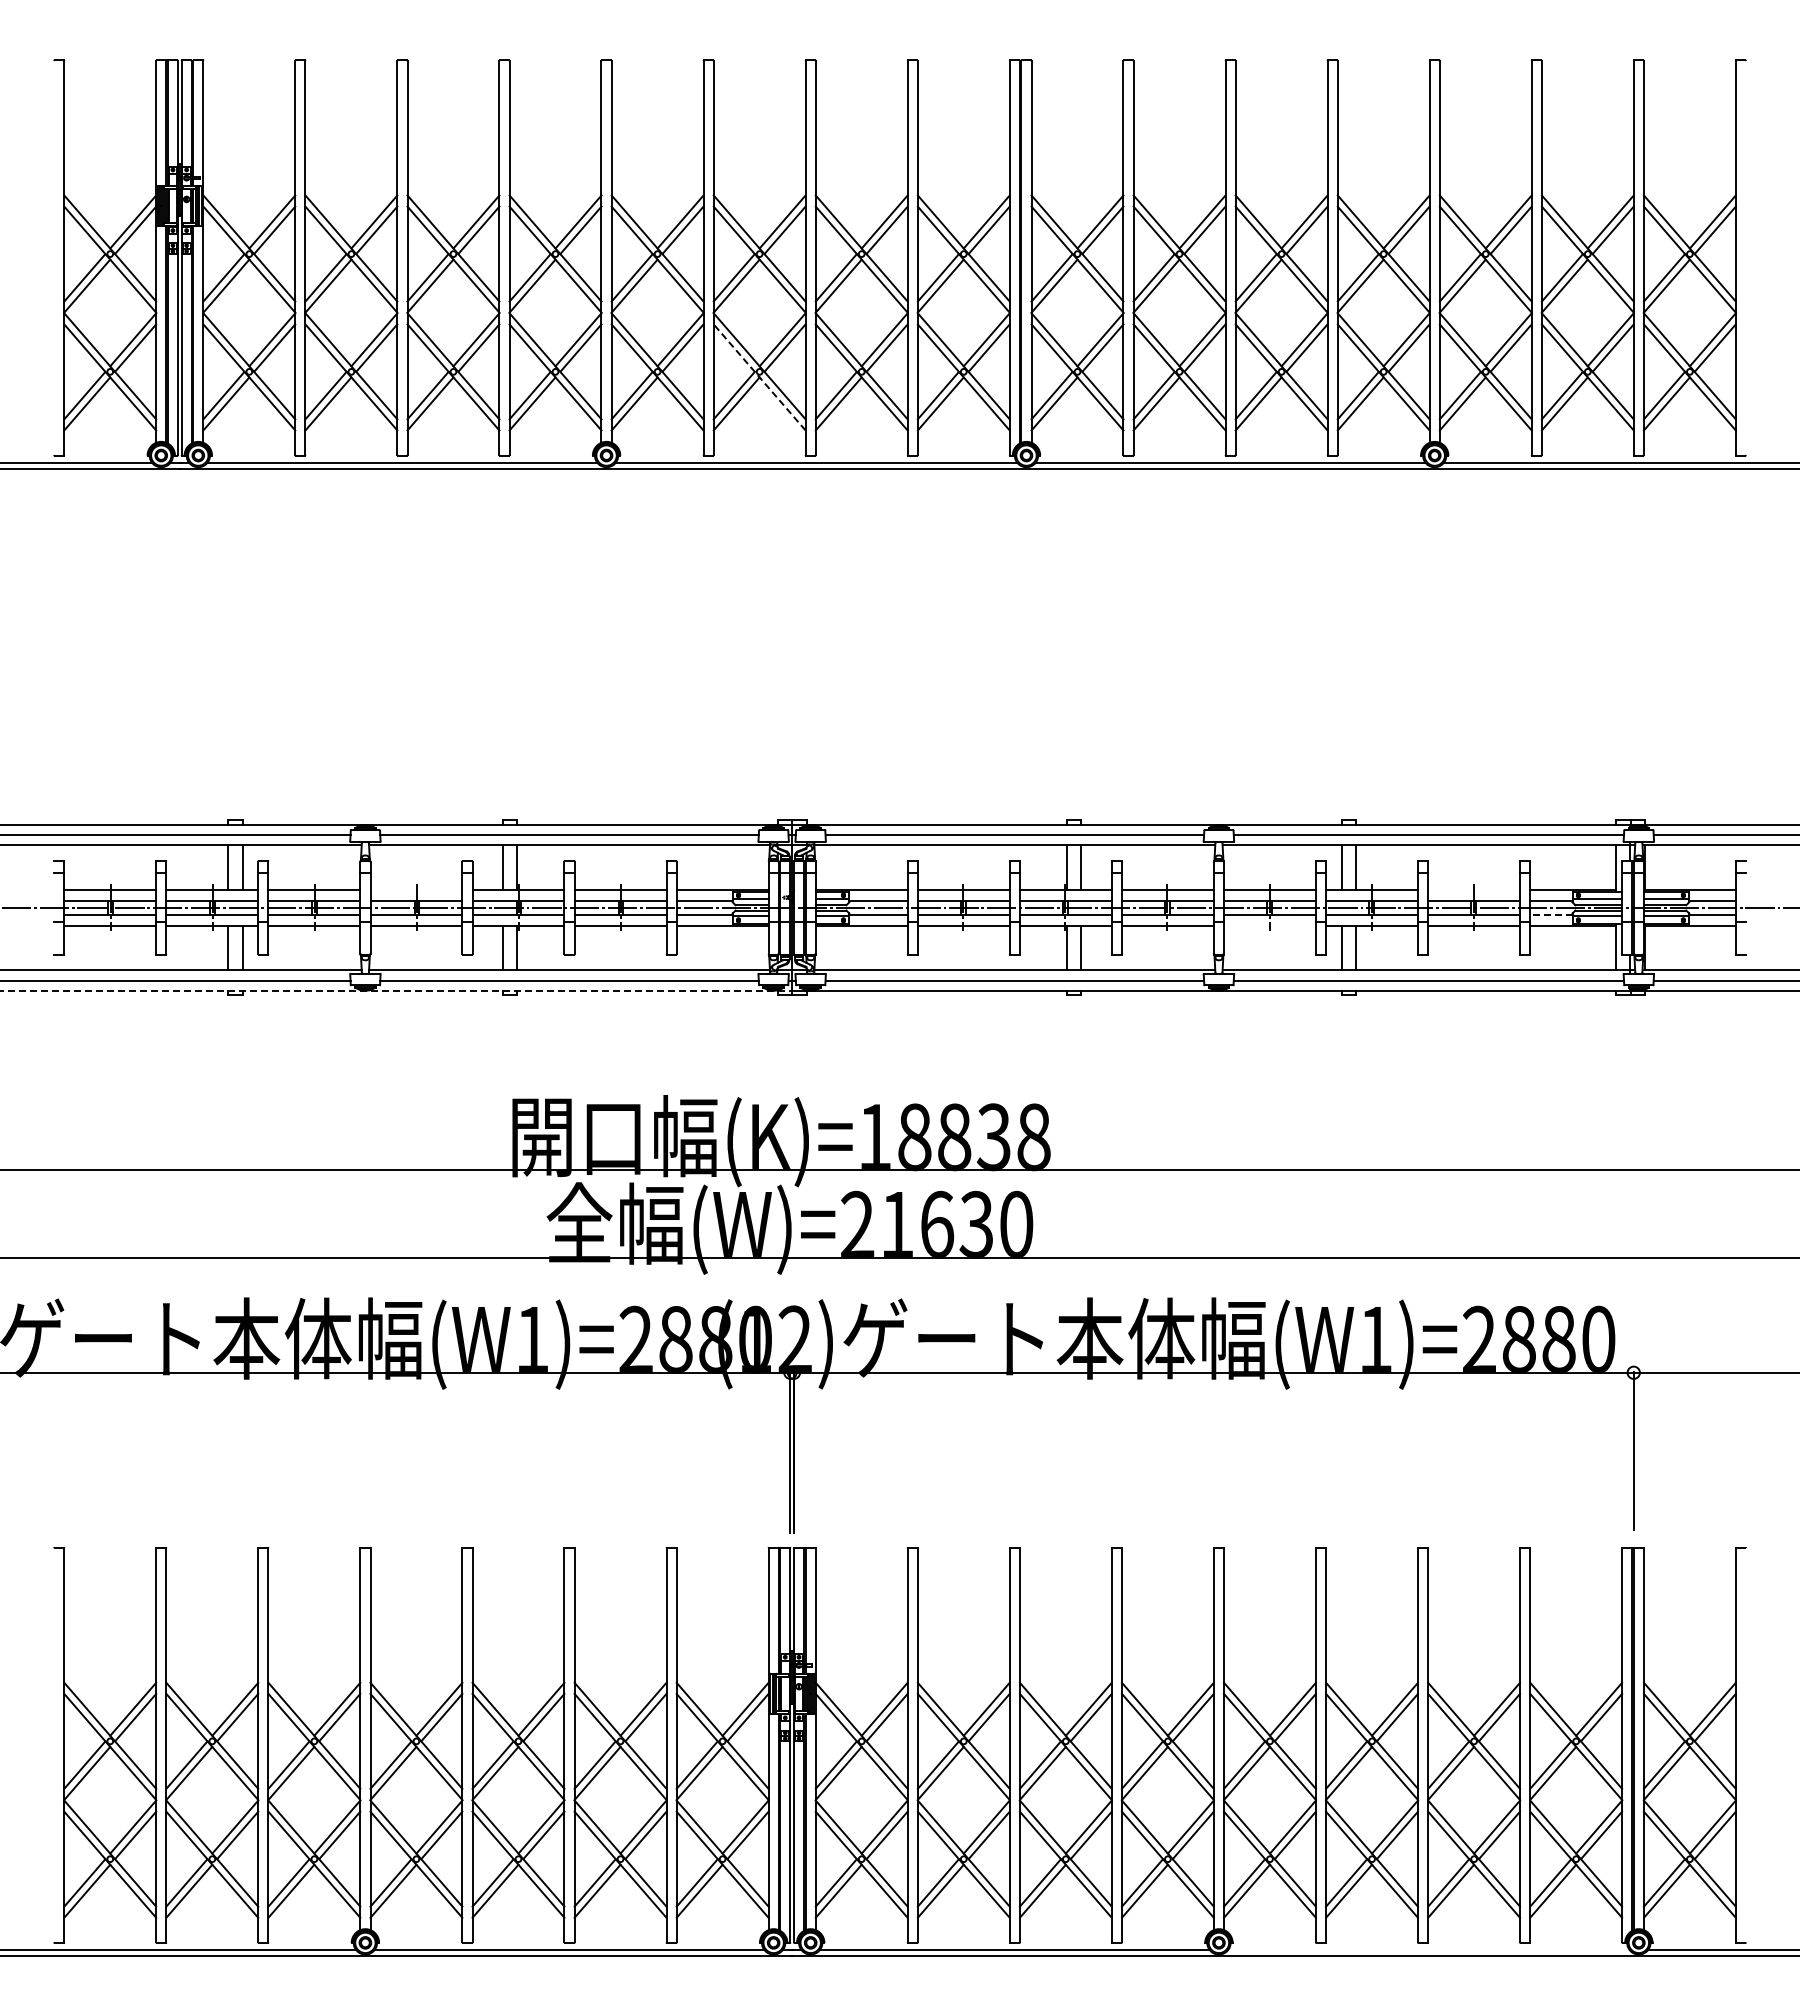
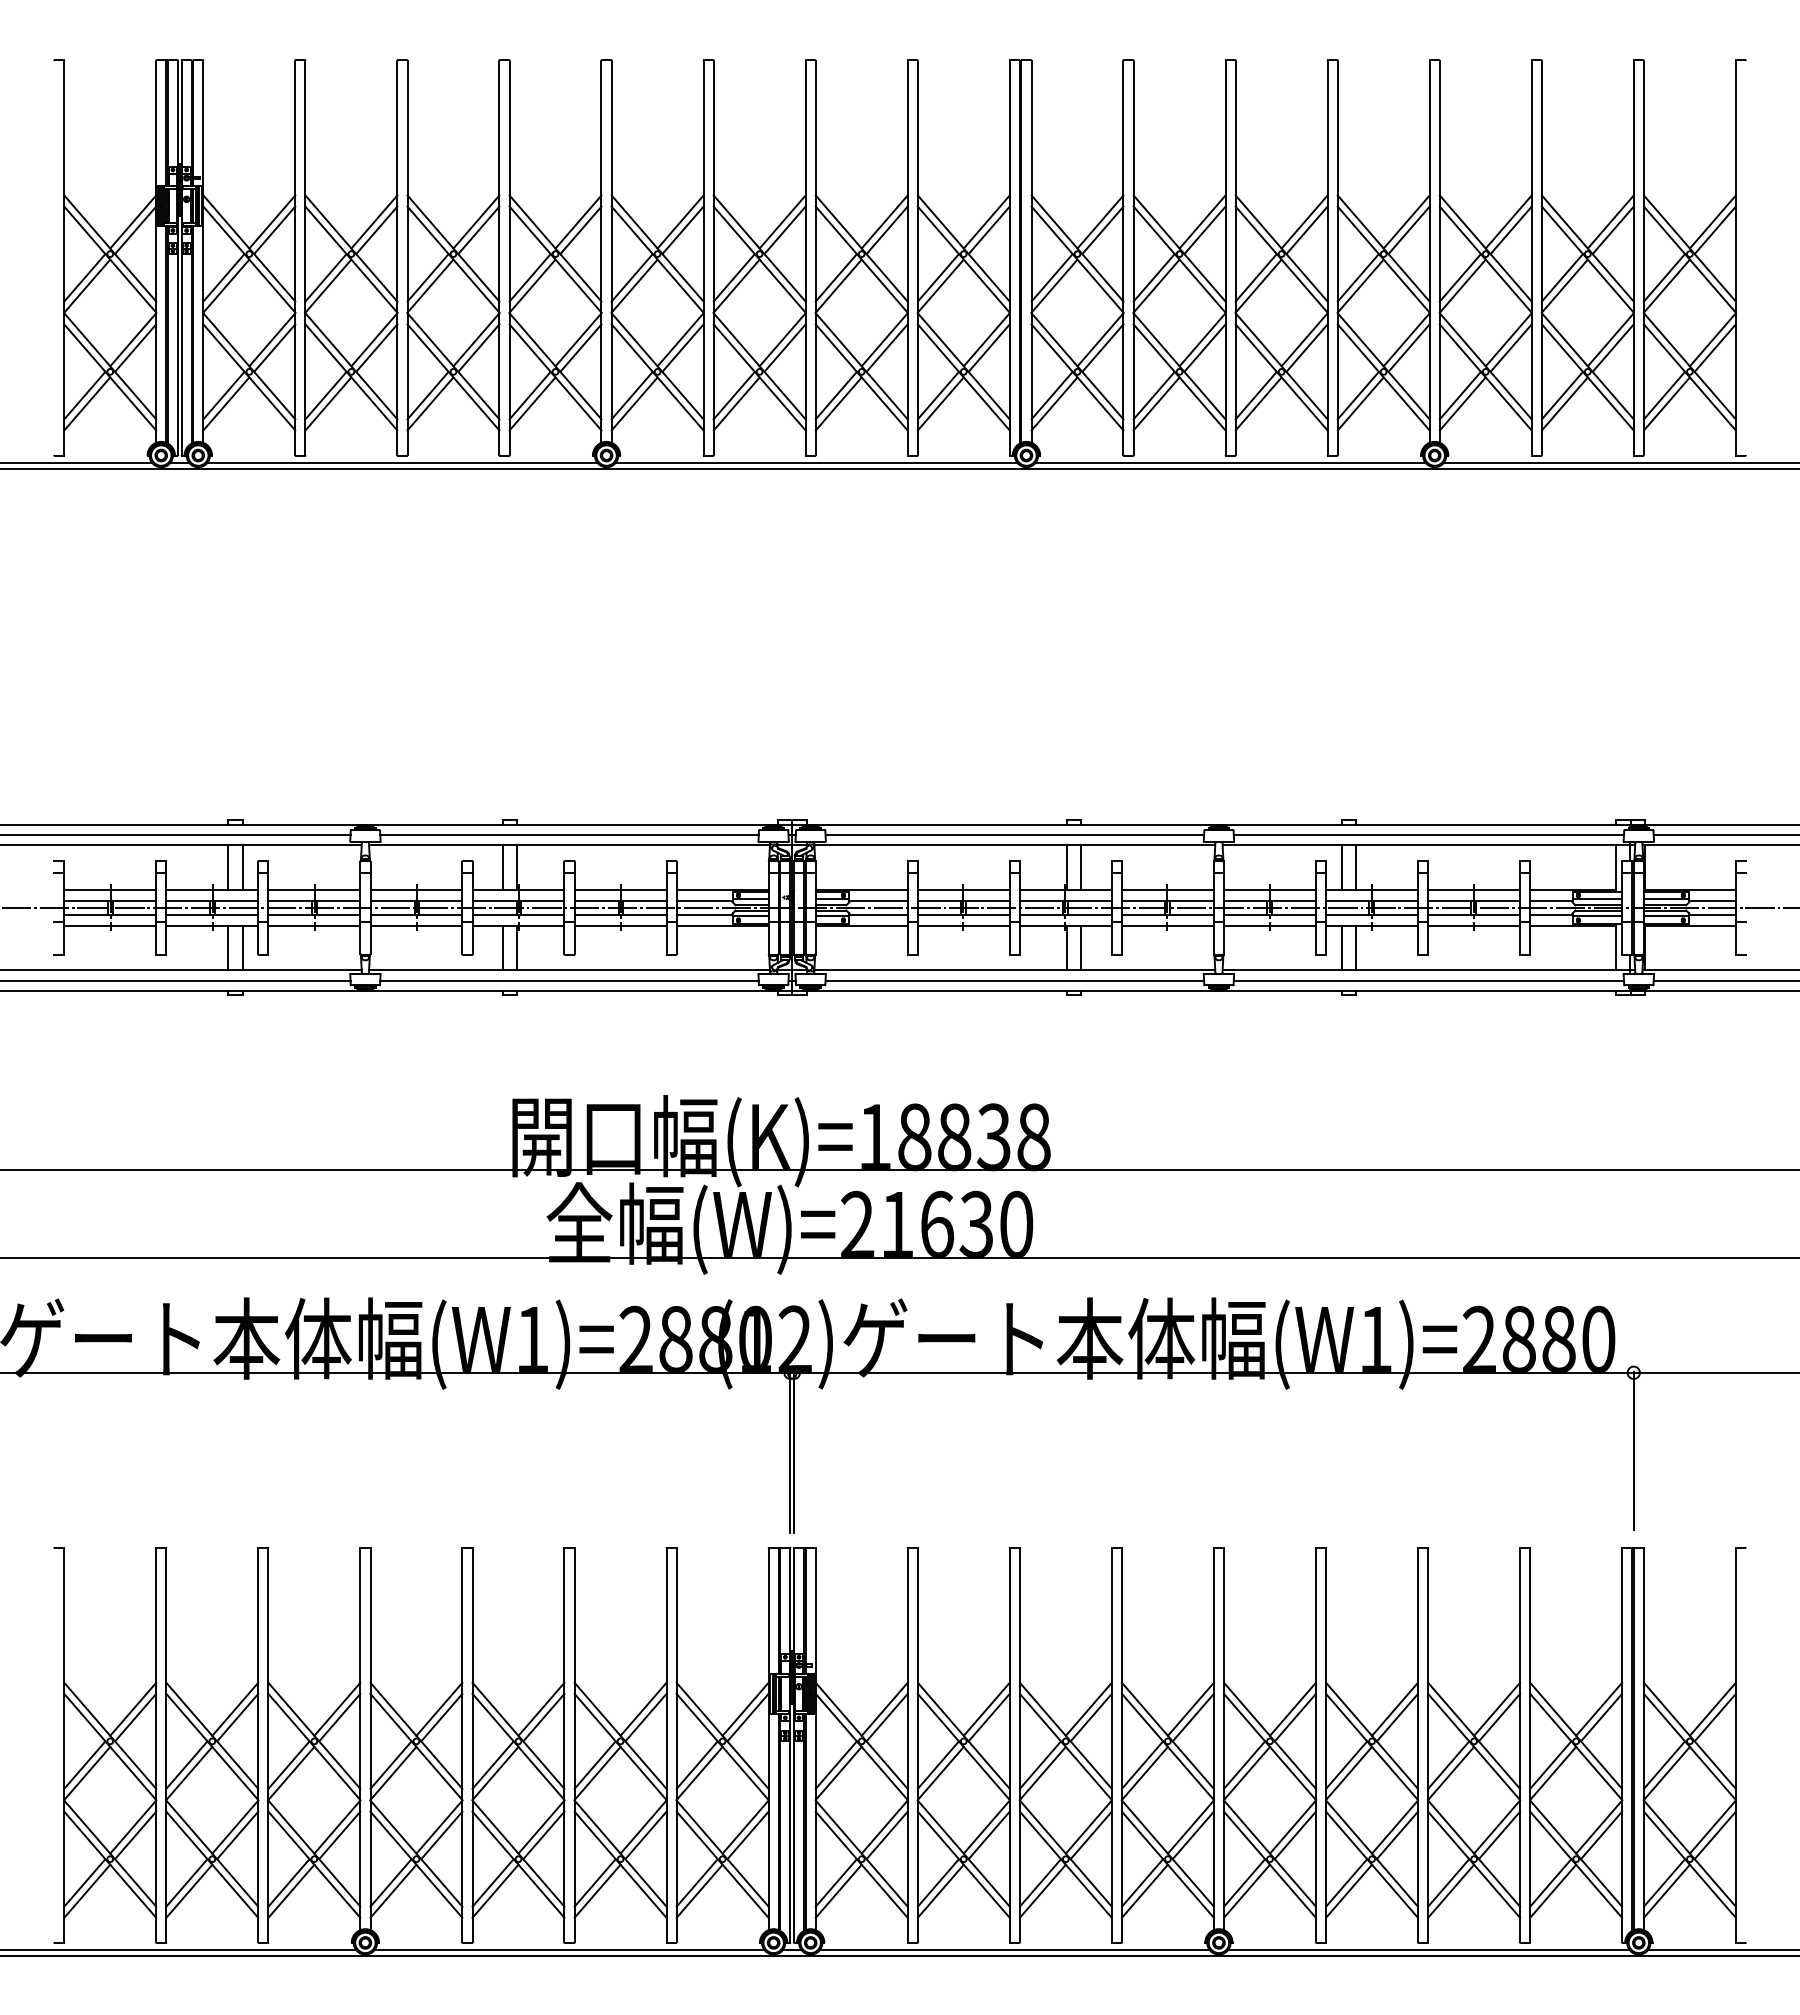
line: dashed -> solid (759, 377)
line: none -> present (416, 890)
line: none -> present (1474, 890)
line: dashed -> solid (1550, 915)
line: none -> present (1269, 925)
line: dashed -> solid (396, 991)
line: none -> present (1428, 1950)
